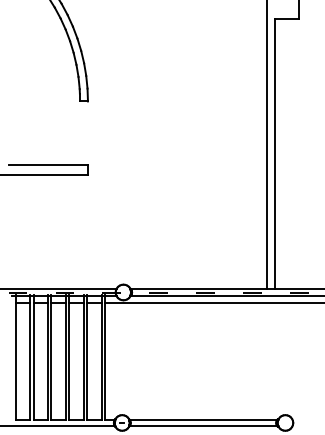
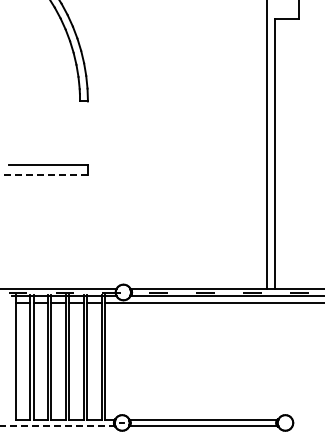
line: solid -> dashed (44, 174)
line: solid -> dashed (58, 426)
